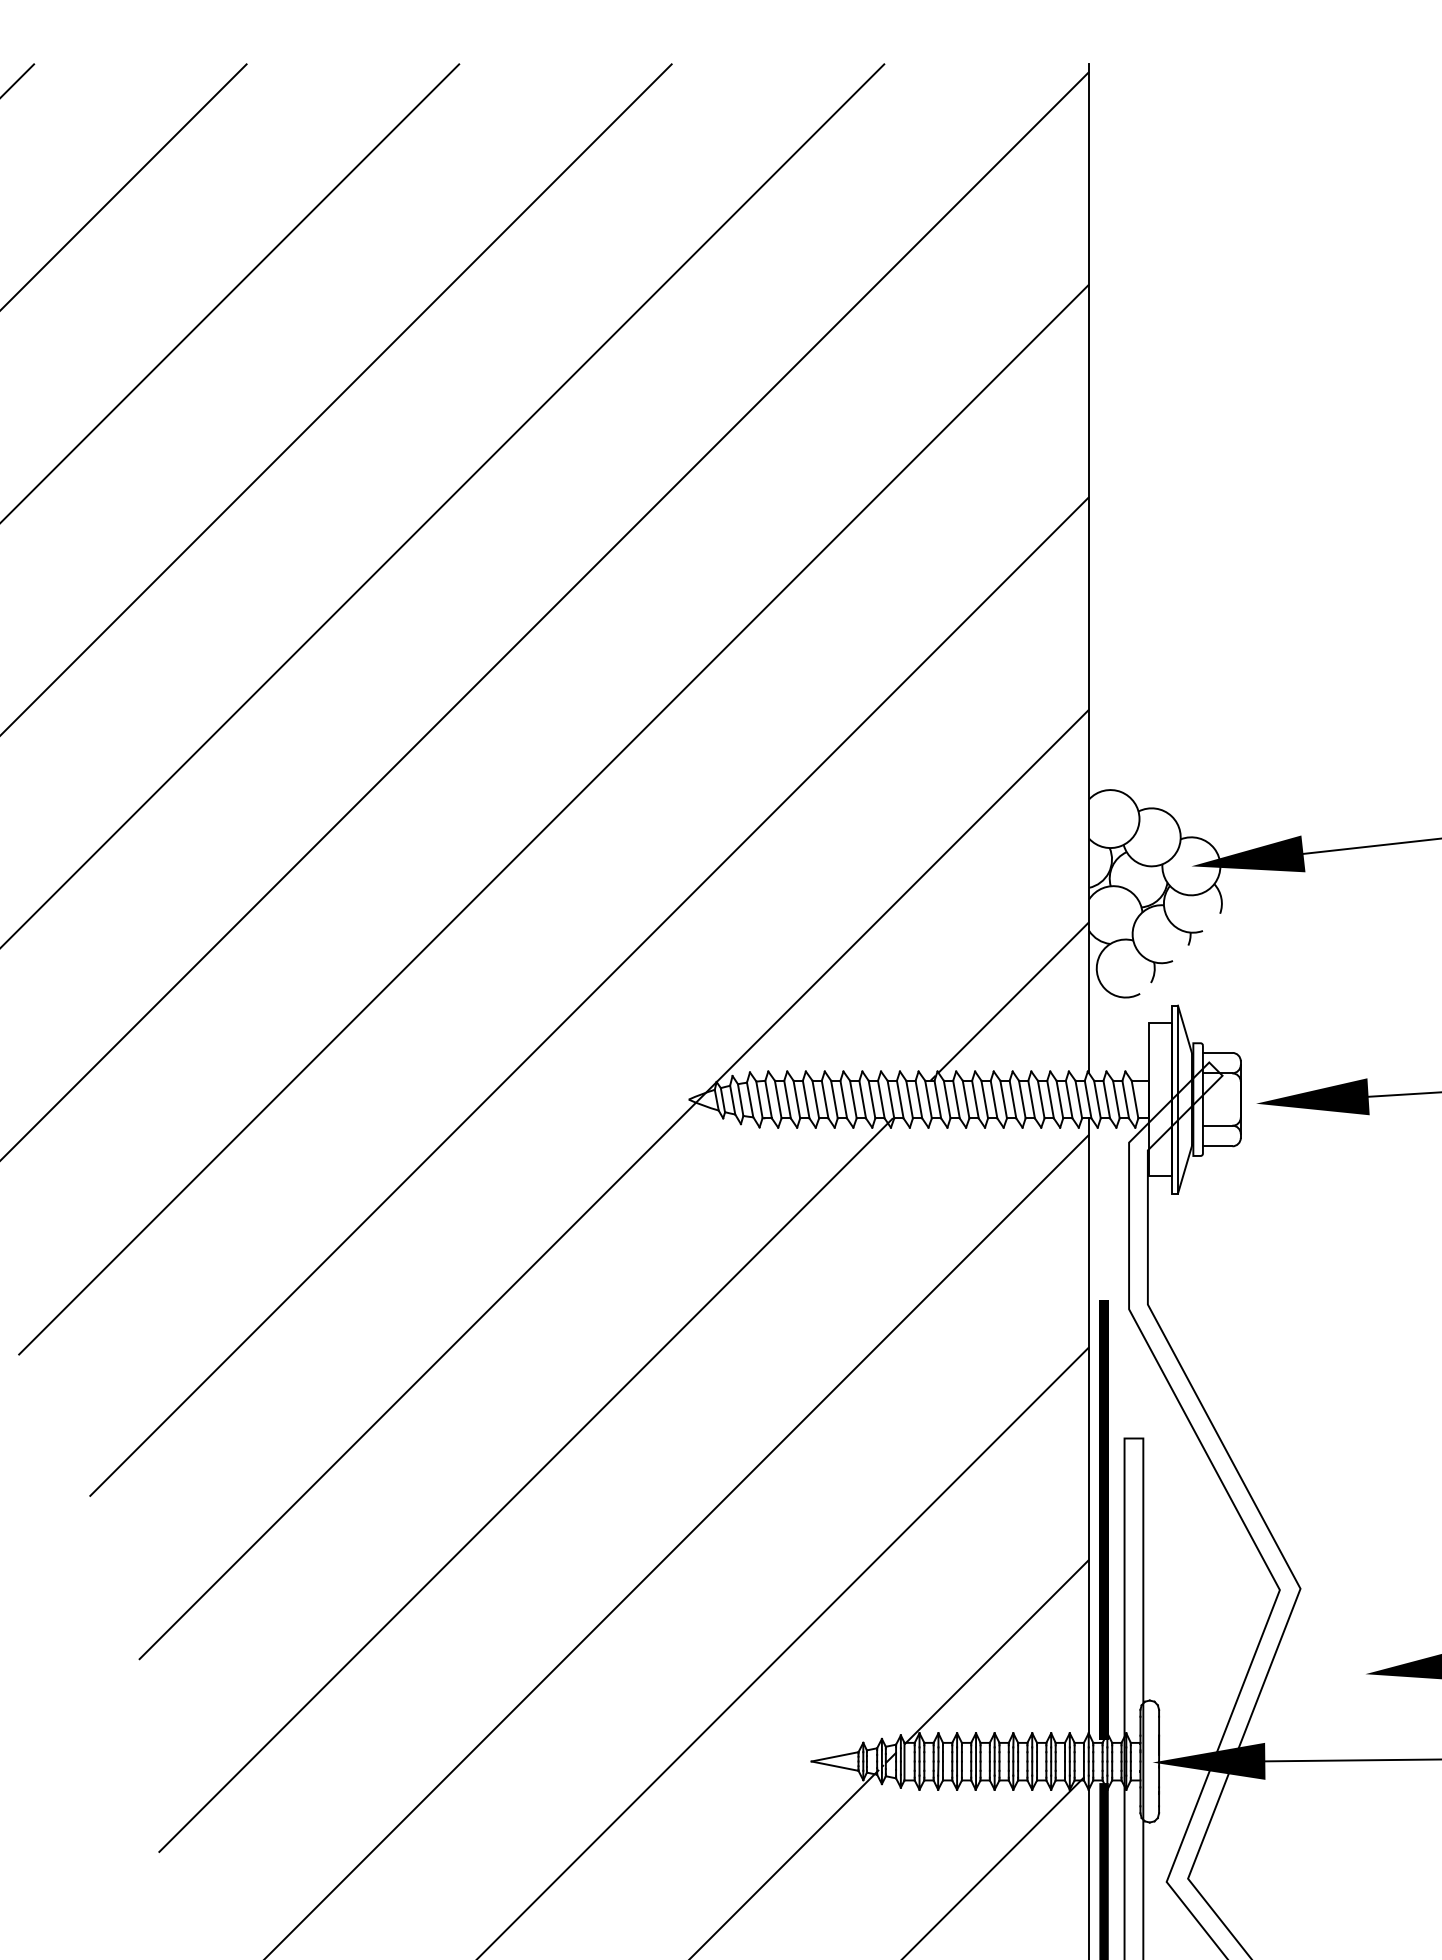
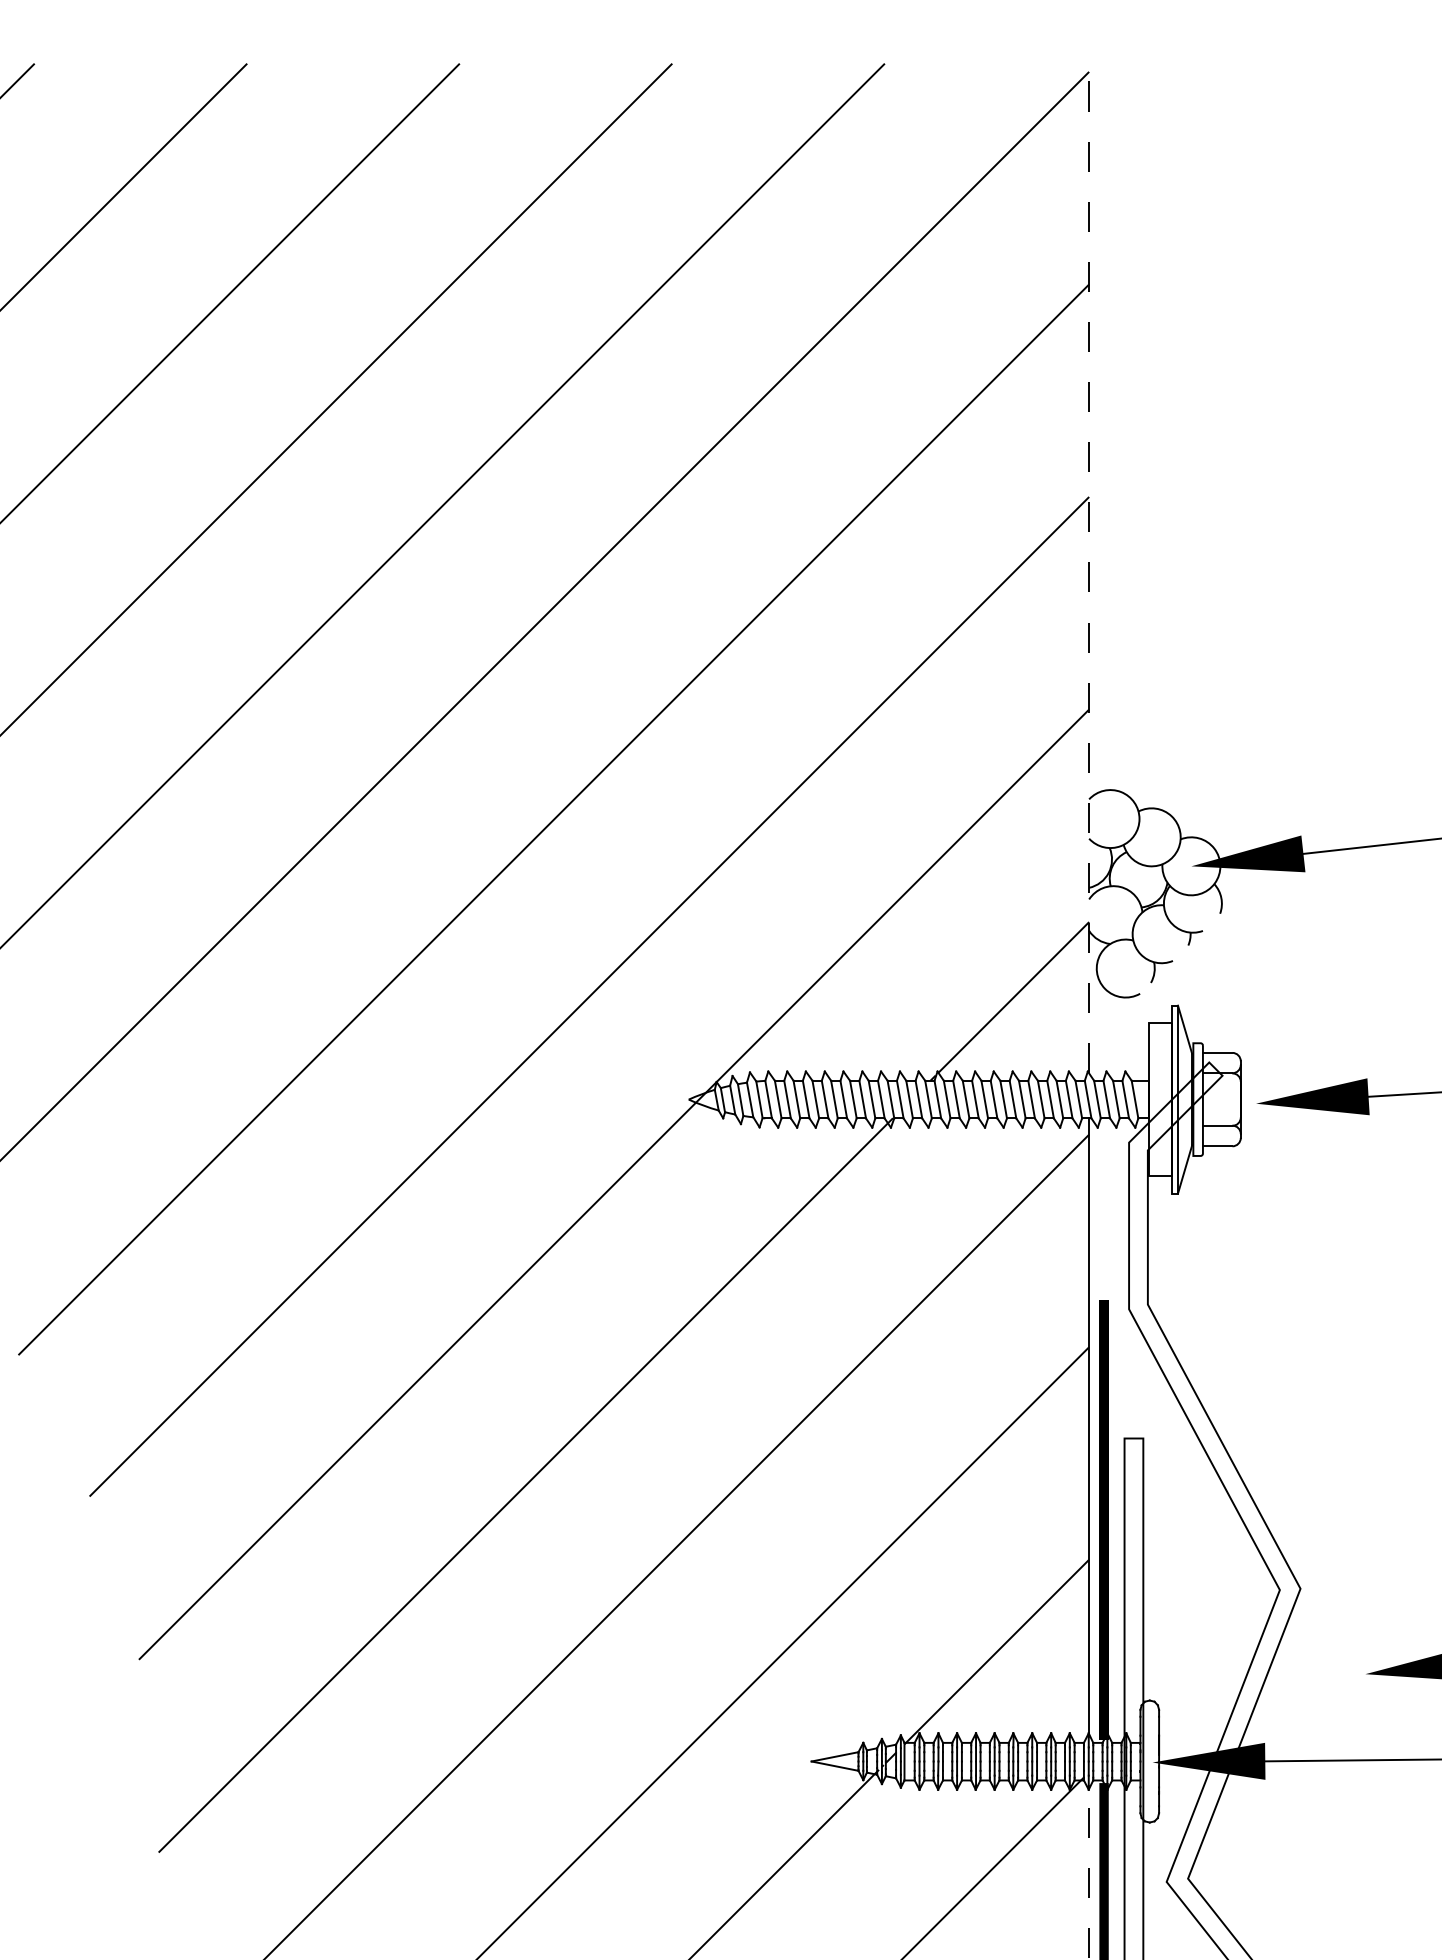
line: solid -> dashed (1089, 568)
line: solid -> dashed (1089, 1873)
